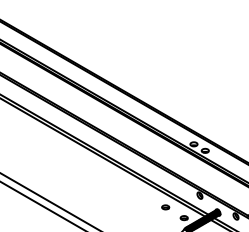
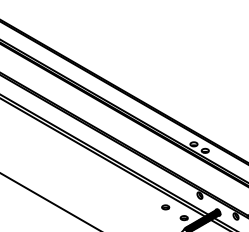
line: present -> none (42, 205)
